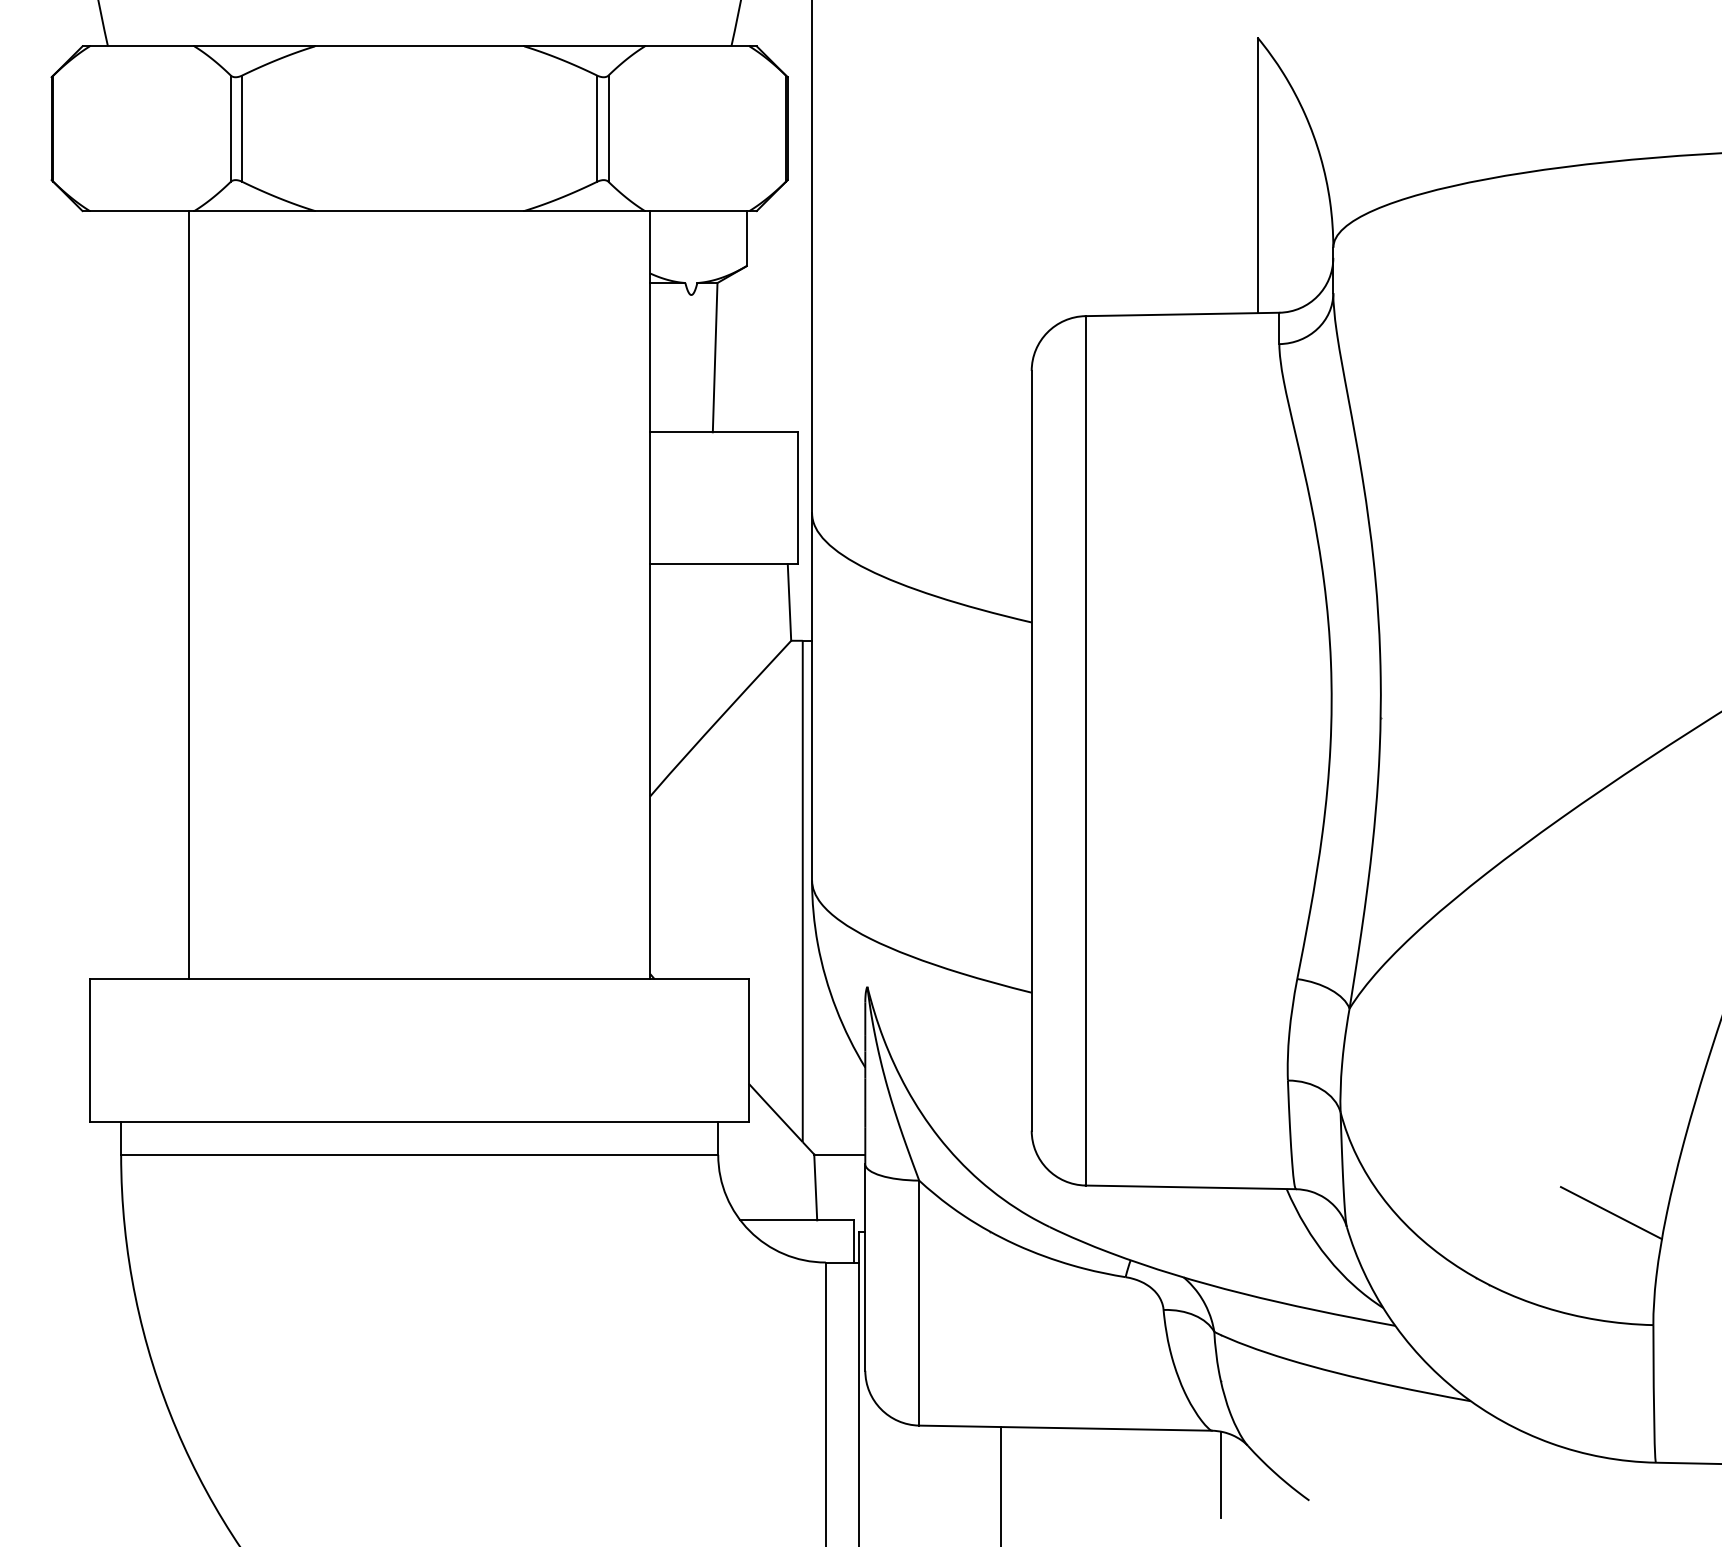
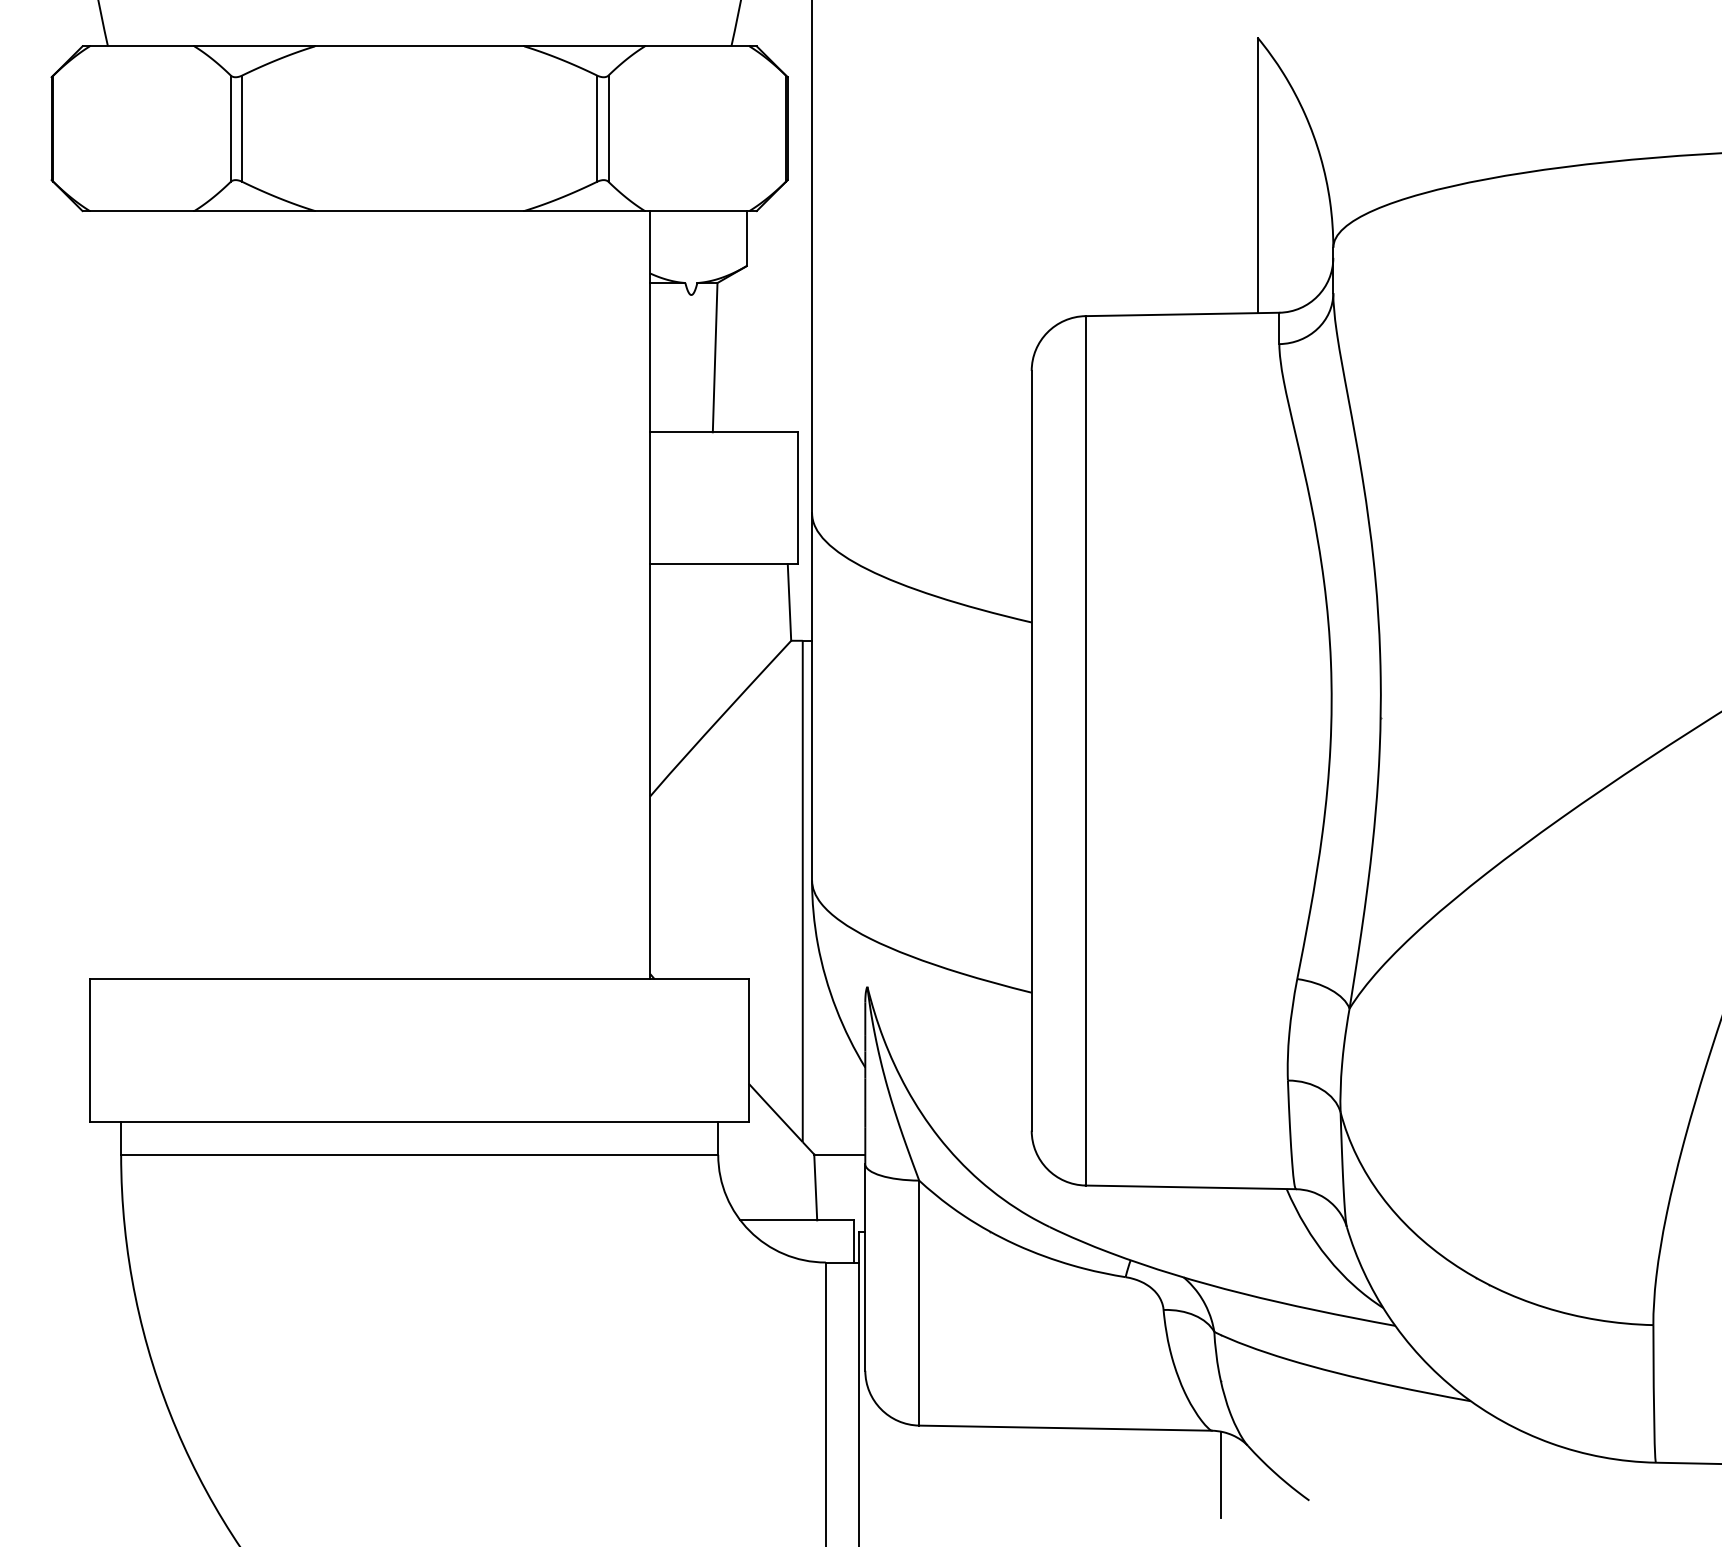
line: present -> none (189, 595)
line: present -> none (1610, 1213)
line: present -> none (1001, 1485)
